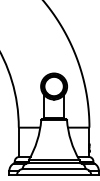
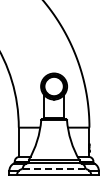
line: solid -> dashed (54, 169)
